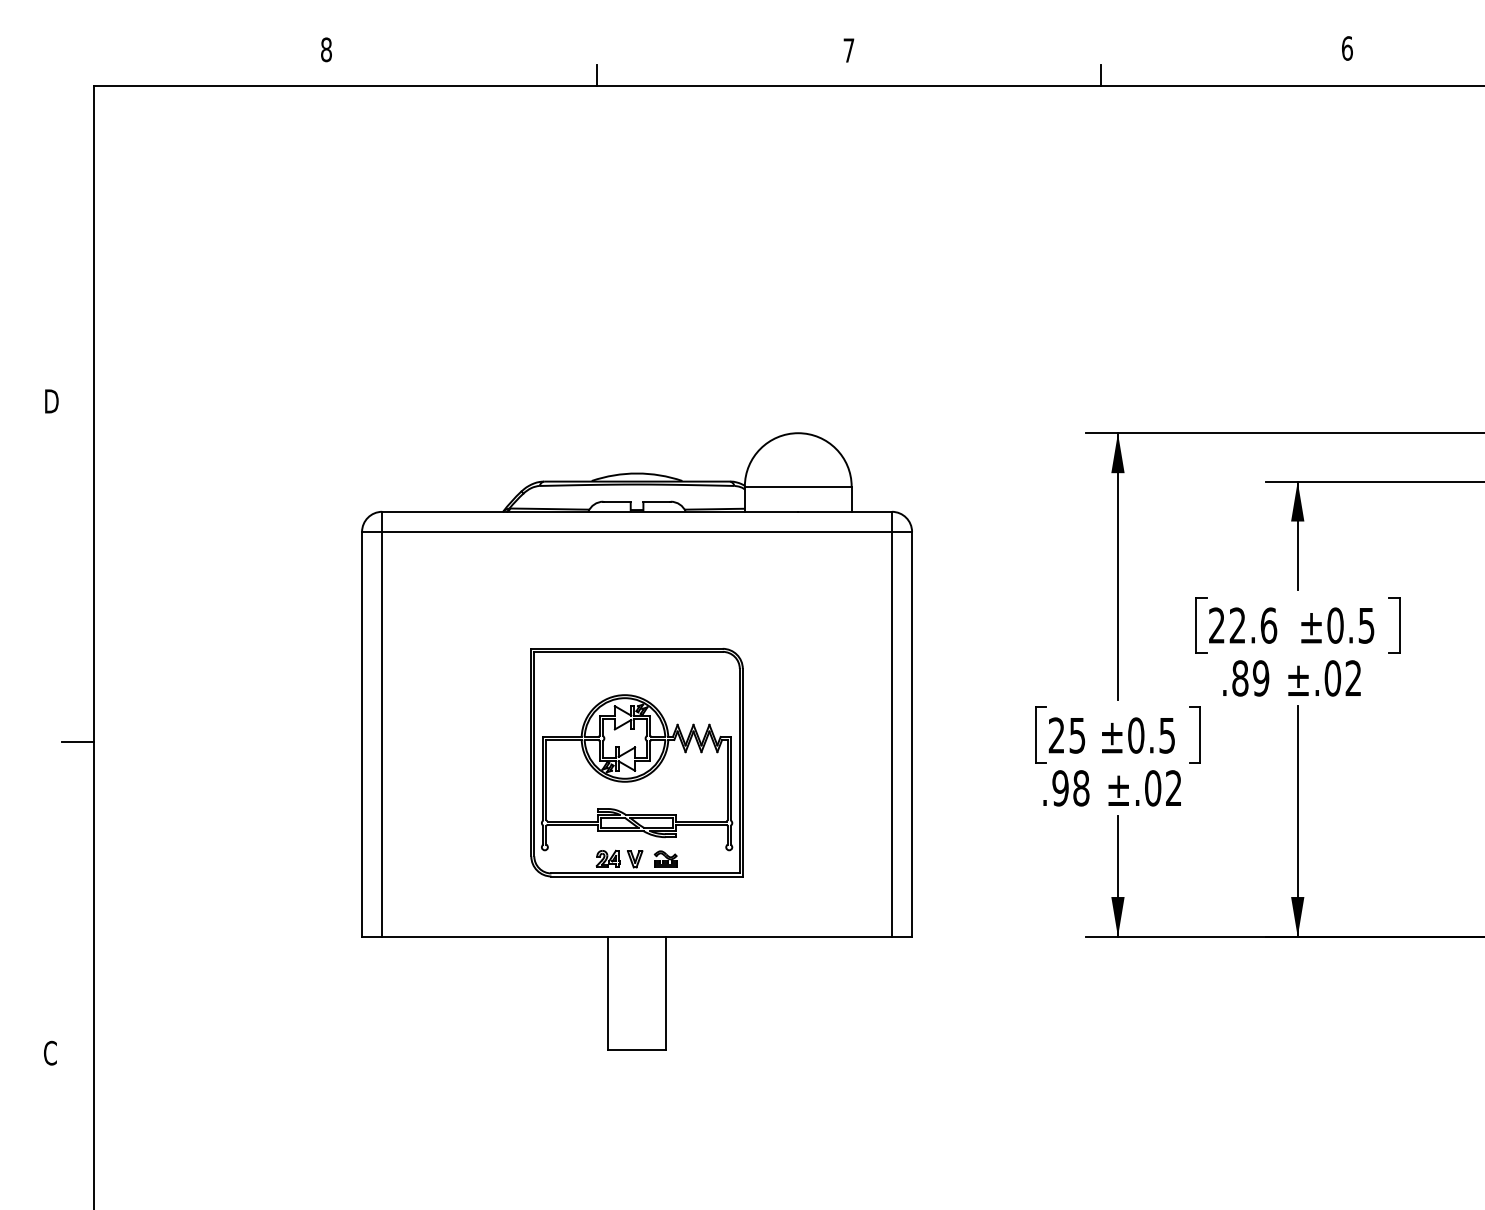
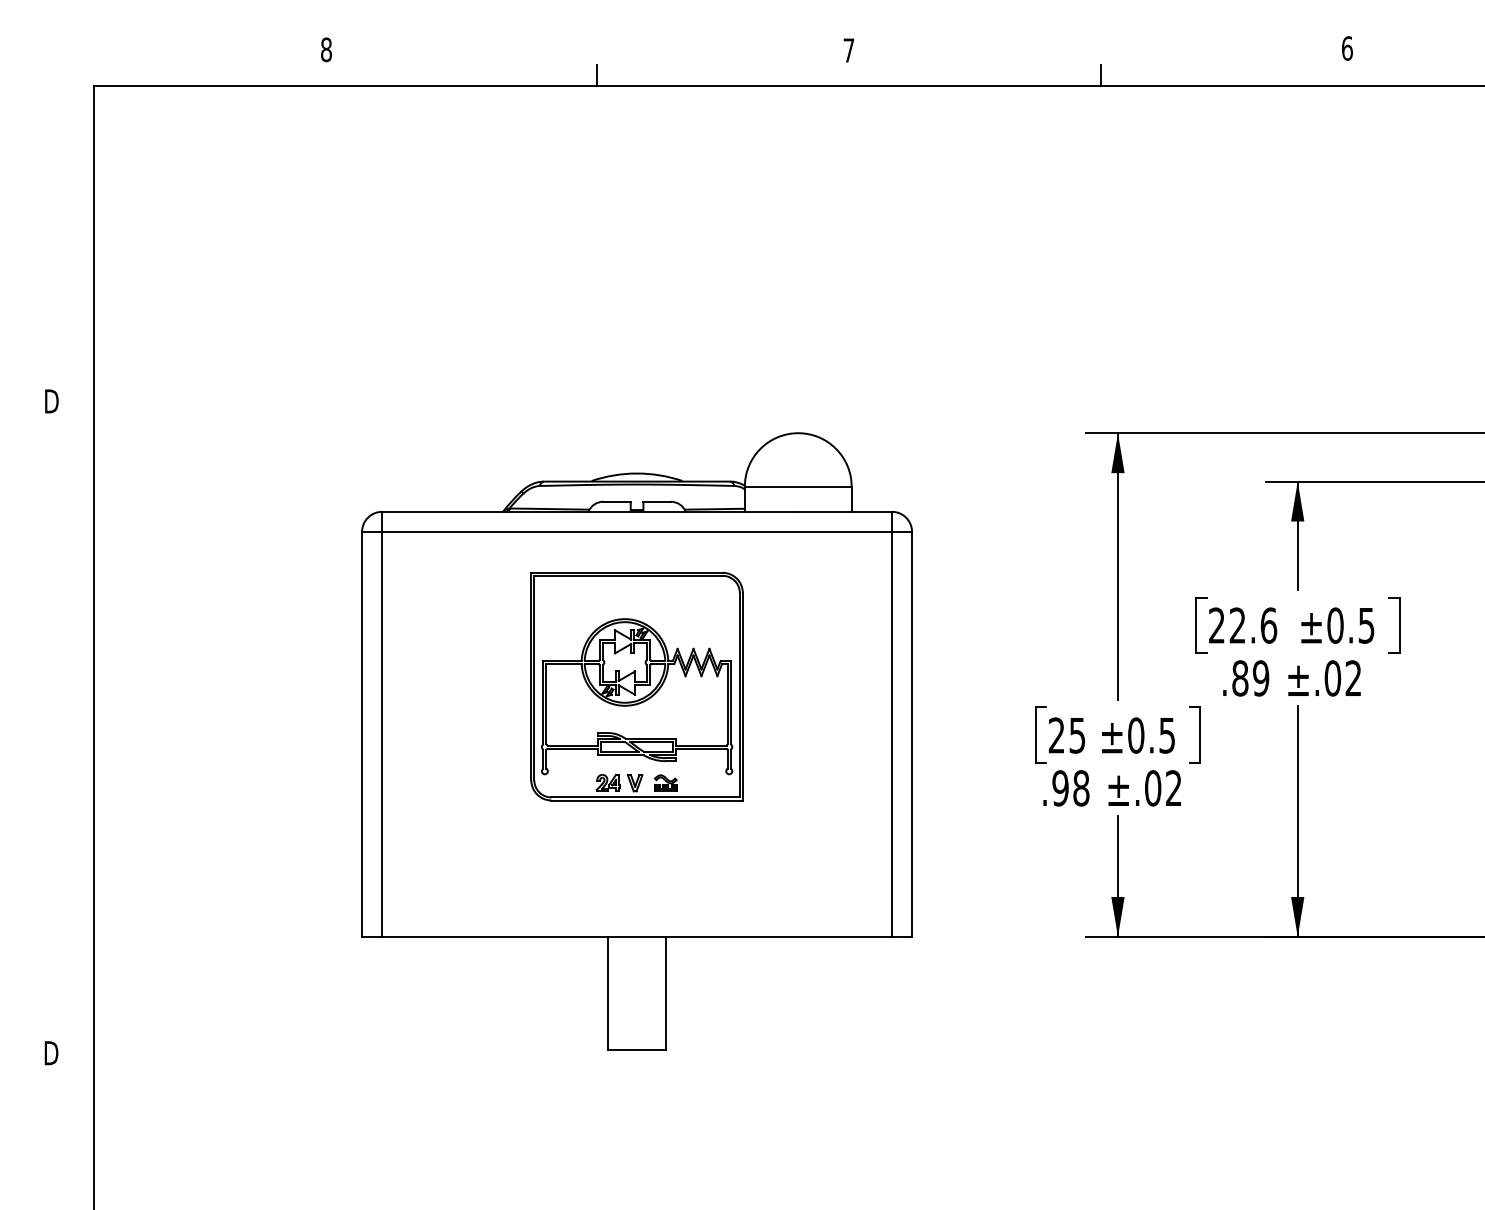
line: present -> none (77, 742)
part position: (636, 762) -> (636, 686) (636, 686)
text: C -> D (51, 1052)
